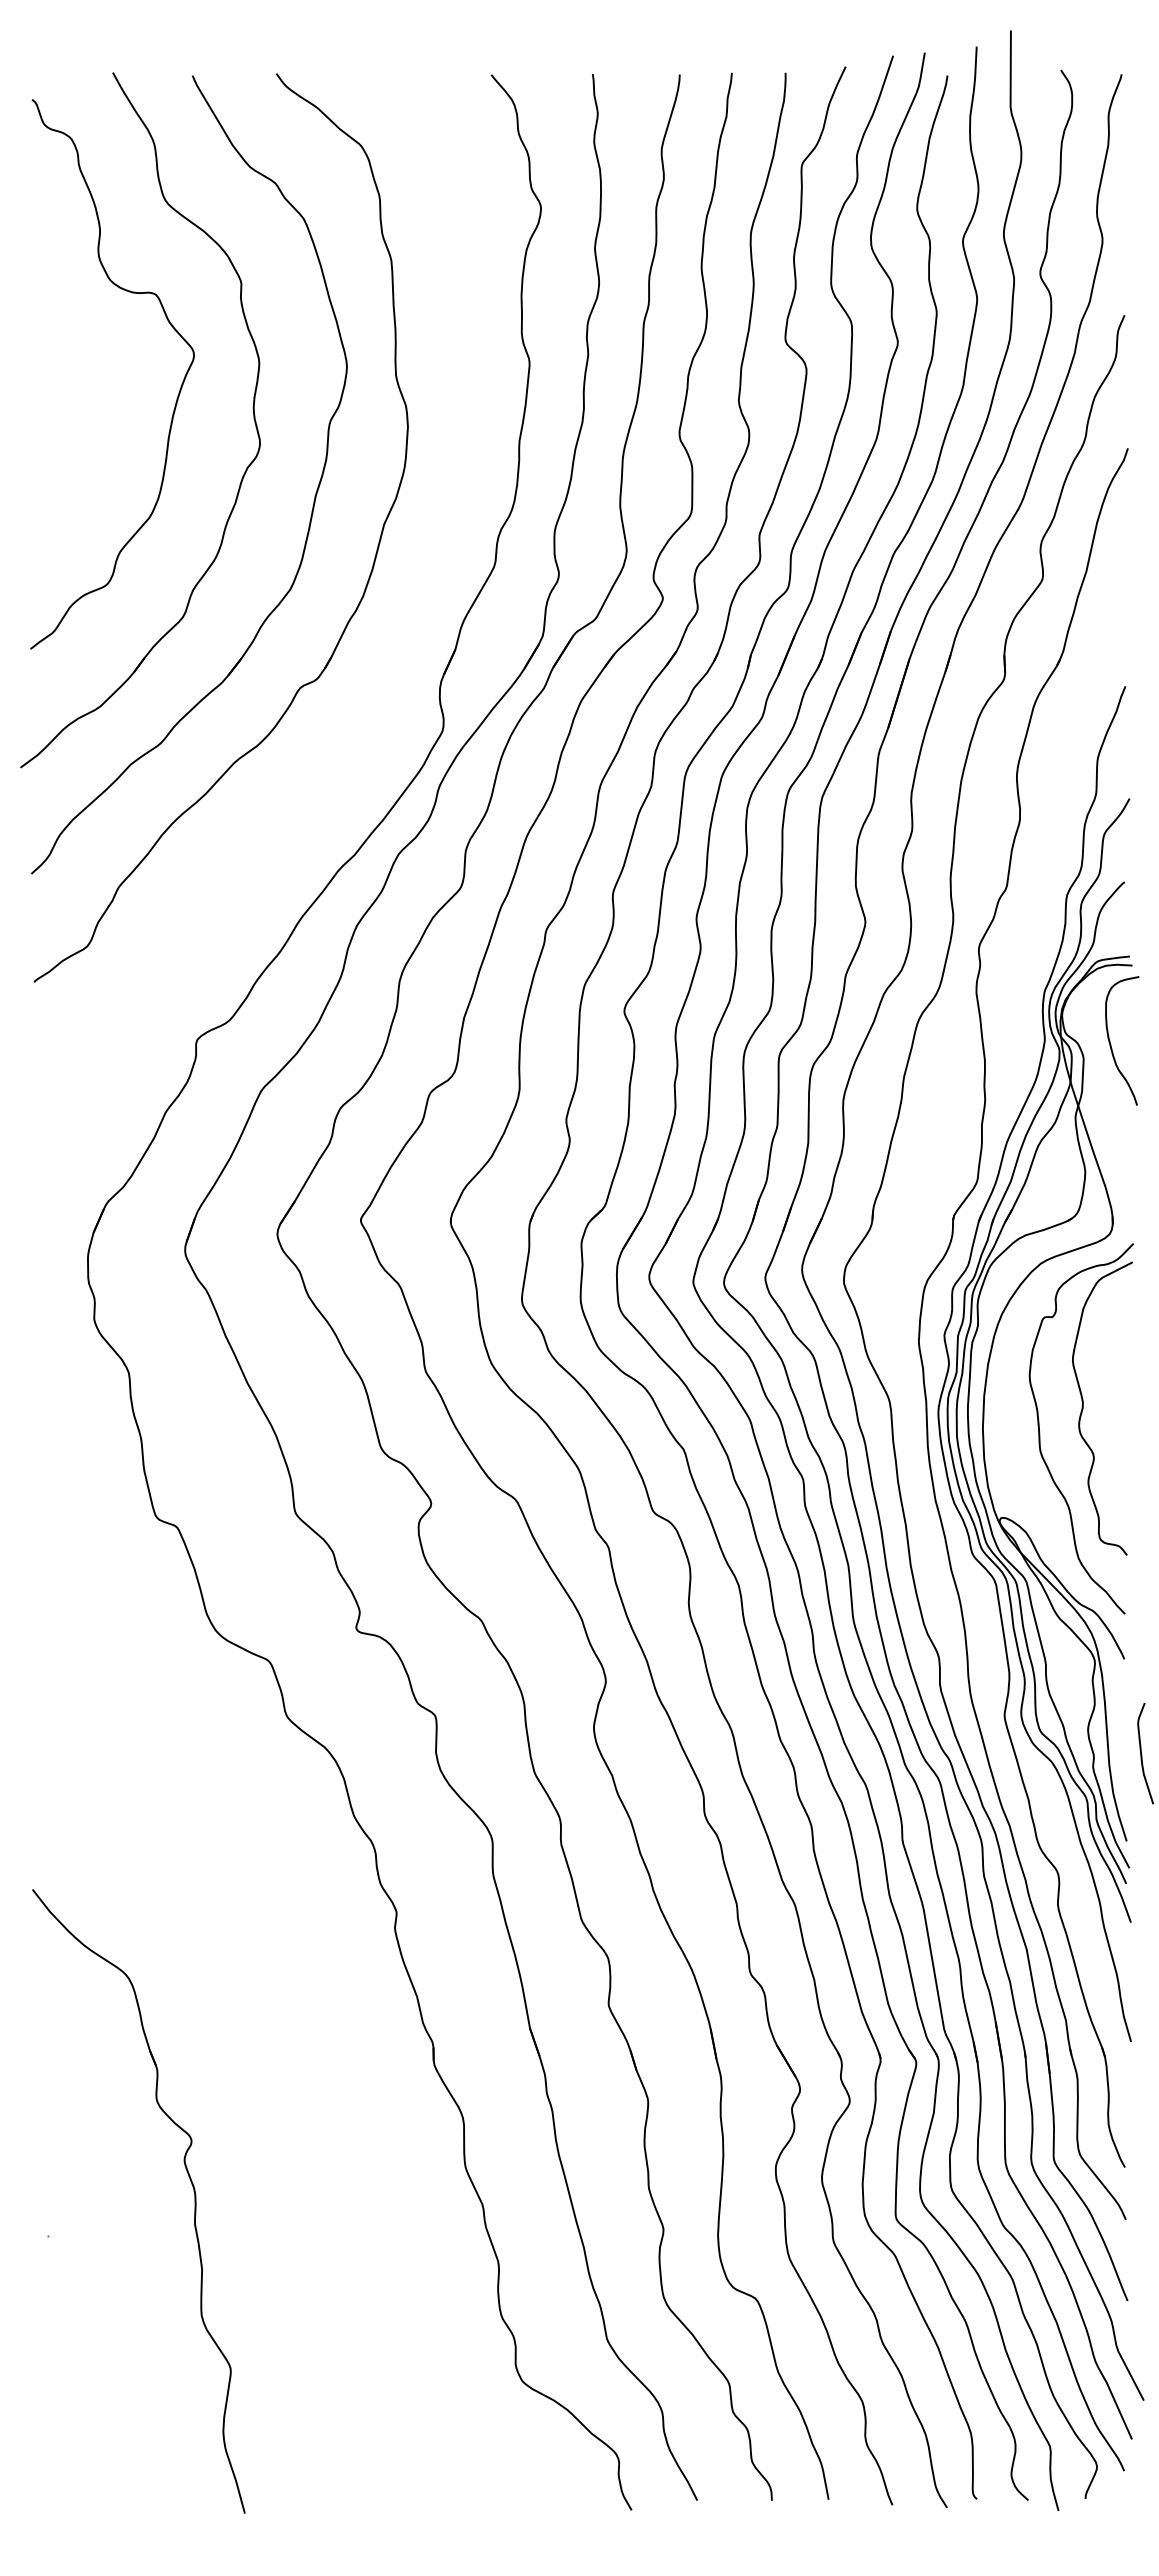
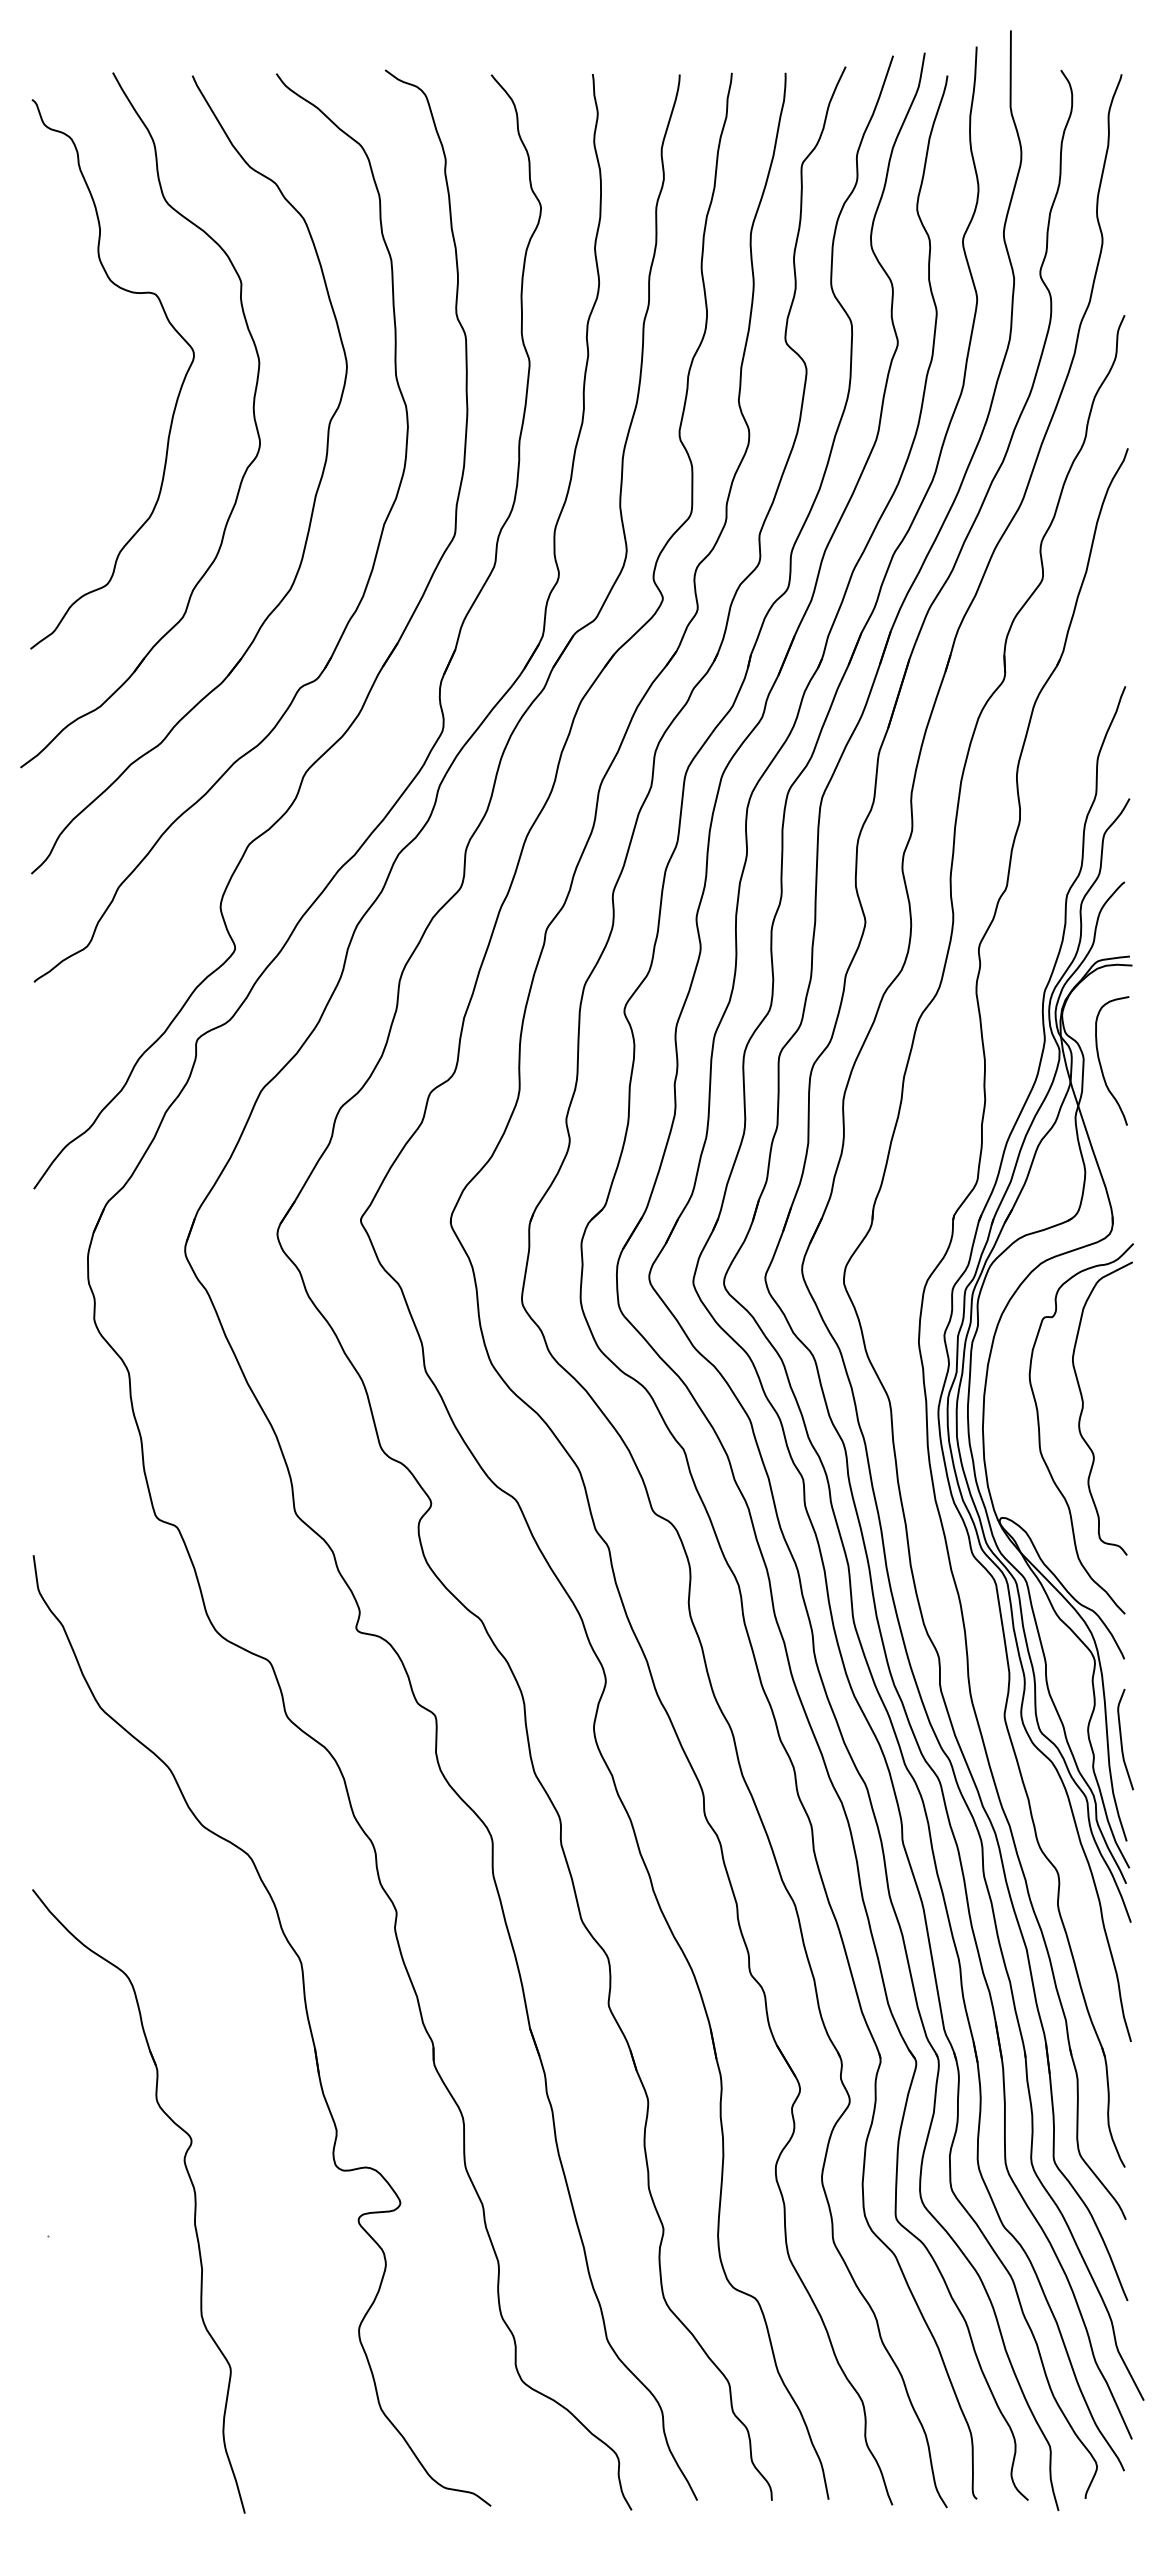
part: none -> present (369, 689)
curve position: (1111, 1044) -> (1101, 1064) (1101, 1064)
curve position: (1142, 1754) -> (1122, 1740) (1122, 1740)
part: none -> present (307, 2021)
